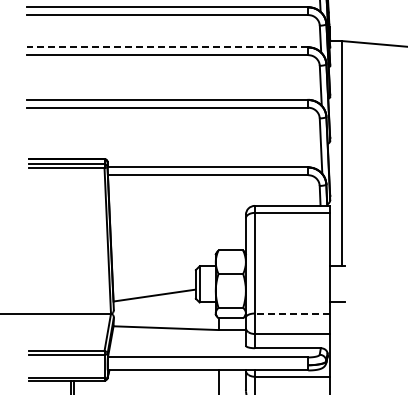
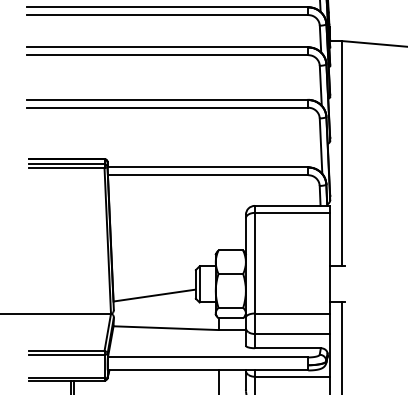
line: dashed -> solid (167, 47)
line: dashed -> solid (292, 313)
line: none -> present (342, 346)
